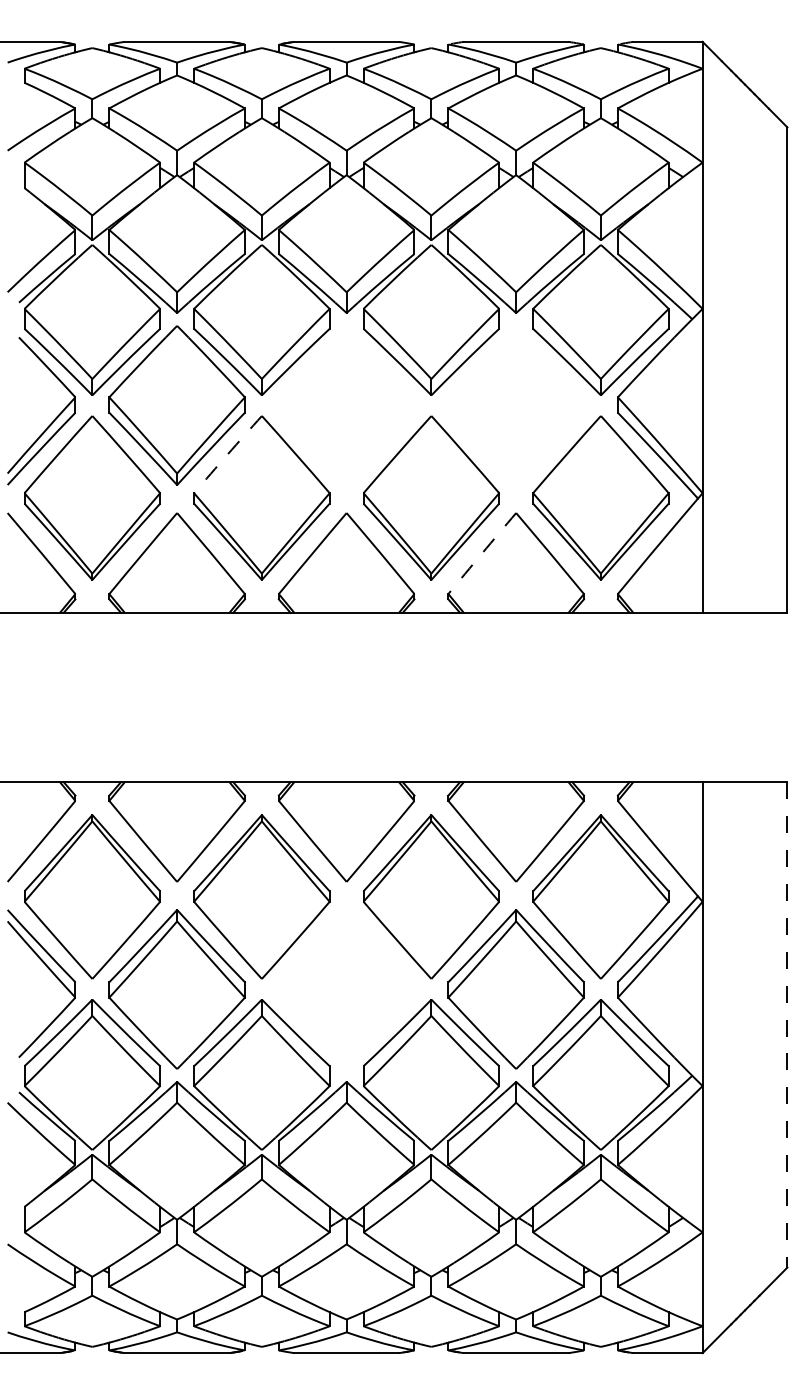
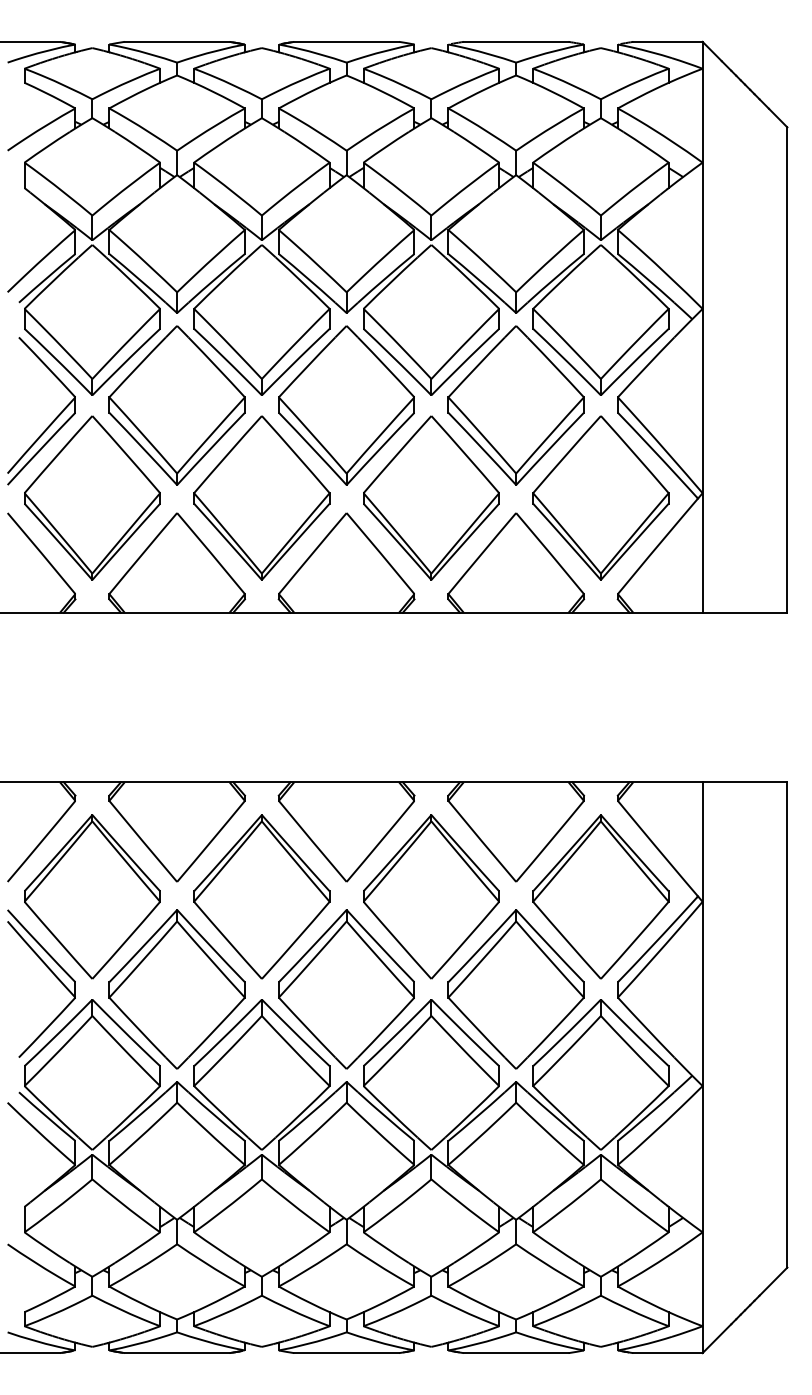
part: none -> present (346, 405)
part: none -> present (515, 405)
arc: dashed -> solid (227, 454)
arc: dashed -> solid (482, 553)
part: none -> present (346, 989)
line: dashed -> solid (787, 1024)
